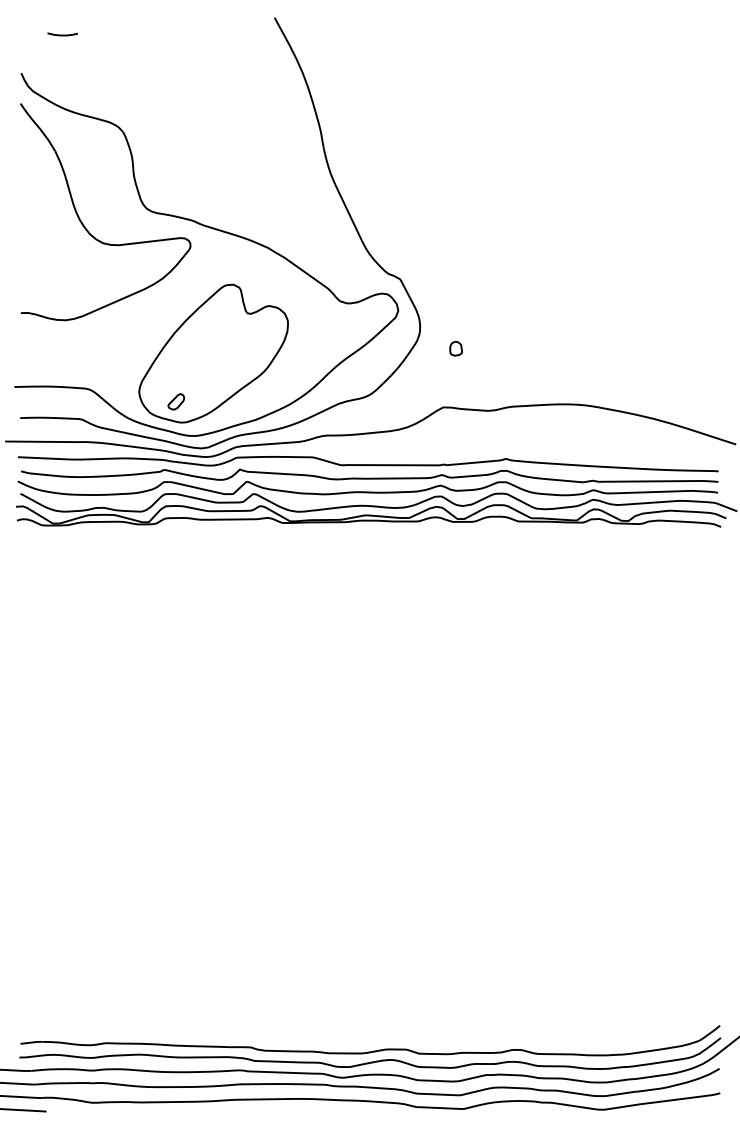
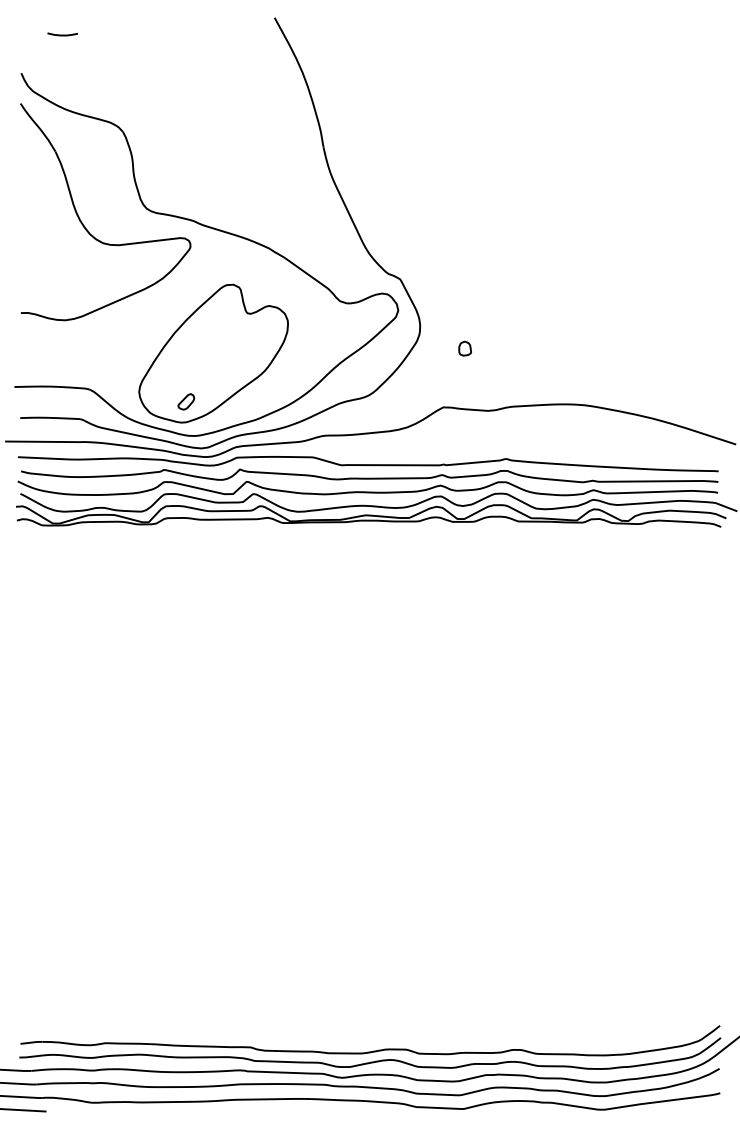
part position: (455, 348) -> (464, 348) (464, 348)
part position: (176, 401) -> (186, 401) (186, 401)
